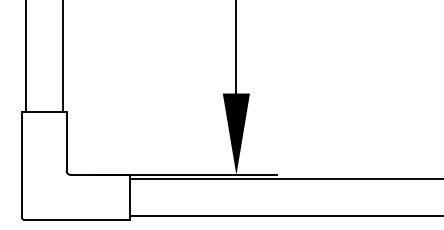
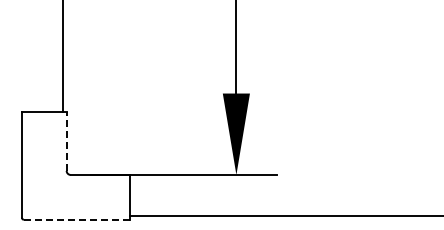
line: present -> none (25, 56)
line: solid -> dashed (66, 141)
line: present -> none (284, 179)
line: solid -> dashed (76, 219)
